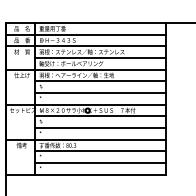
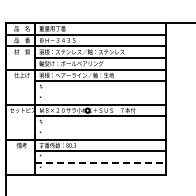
line: present -> none (100, 93)
line: present -> none (100, 128)
line: solid -> dashed (100, 163)
